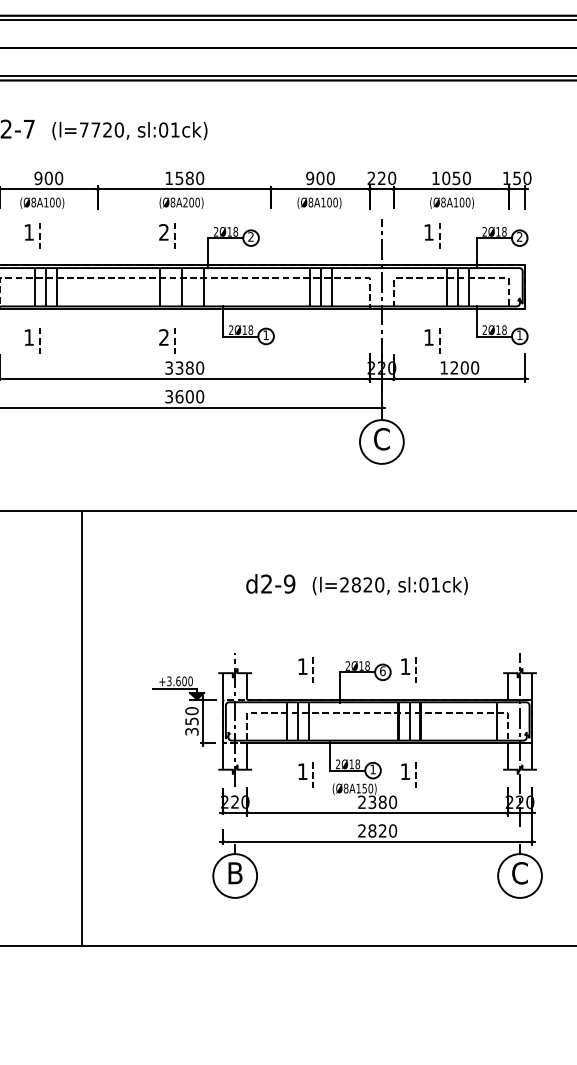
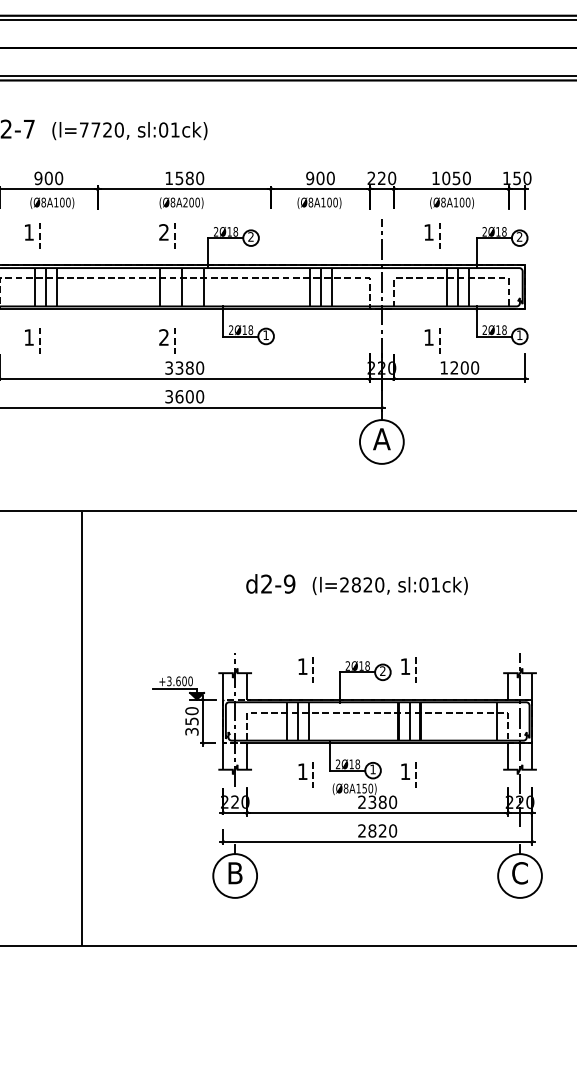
text position: (42, 202) -> (52, 202) (52, 202)
text: C -> A (381, 439)
text: 6 -> 2 (382, 671)
